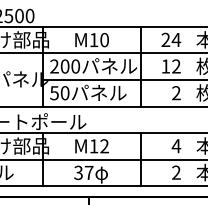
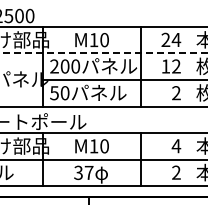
line: solid -> dashed (104, 53)
text: M12 -> M10 (104, 146)
